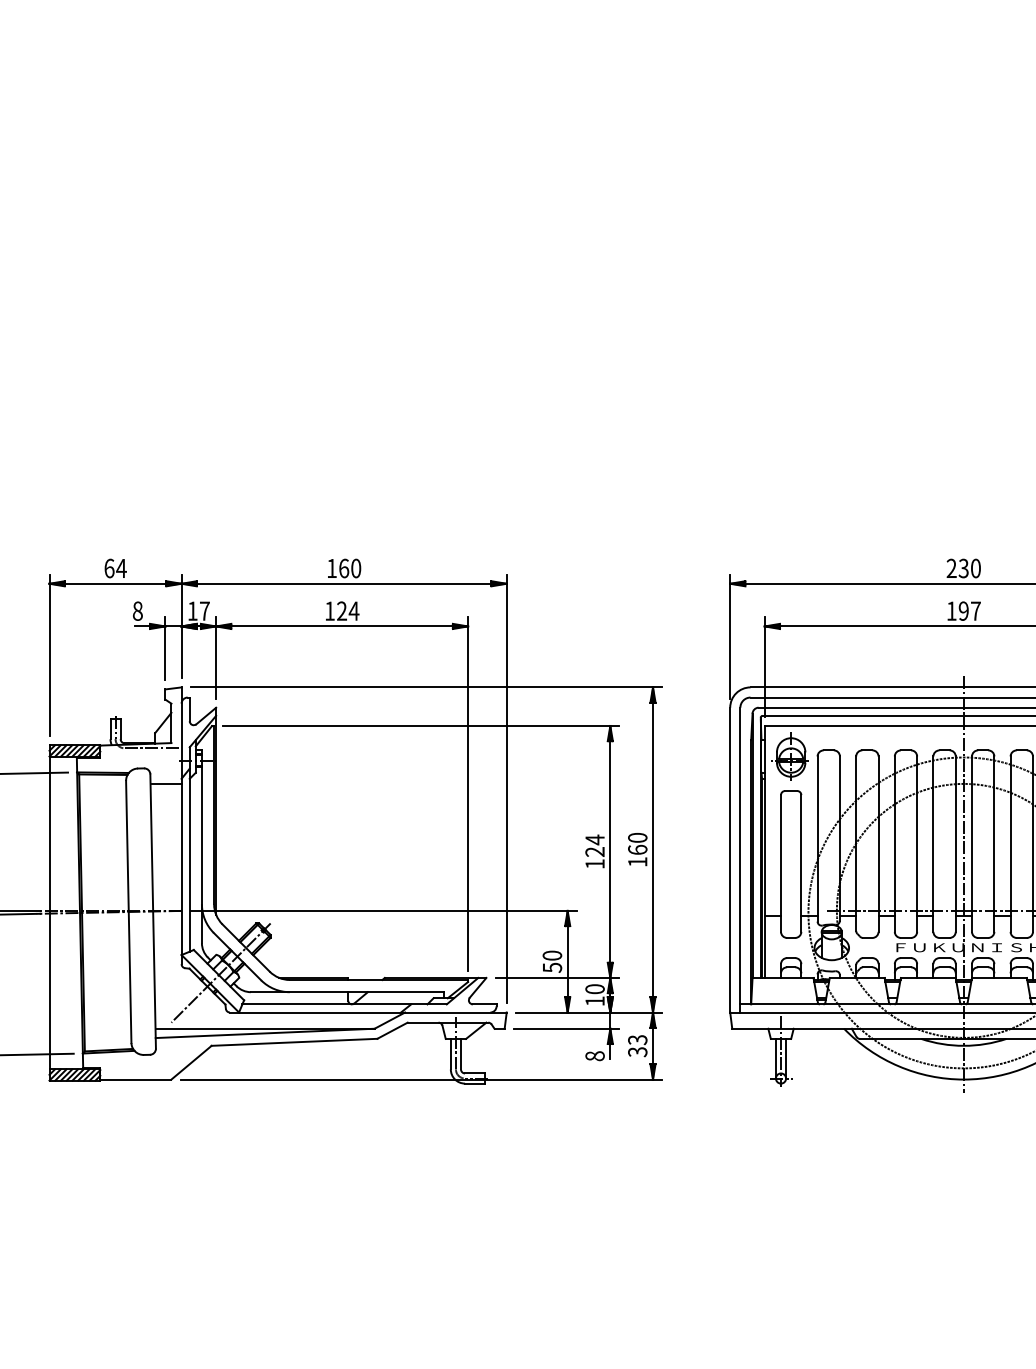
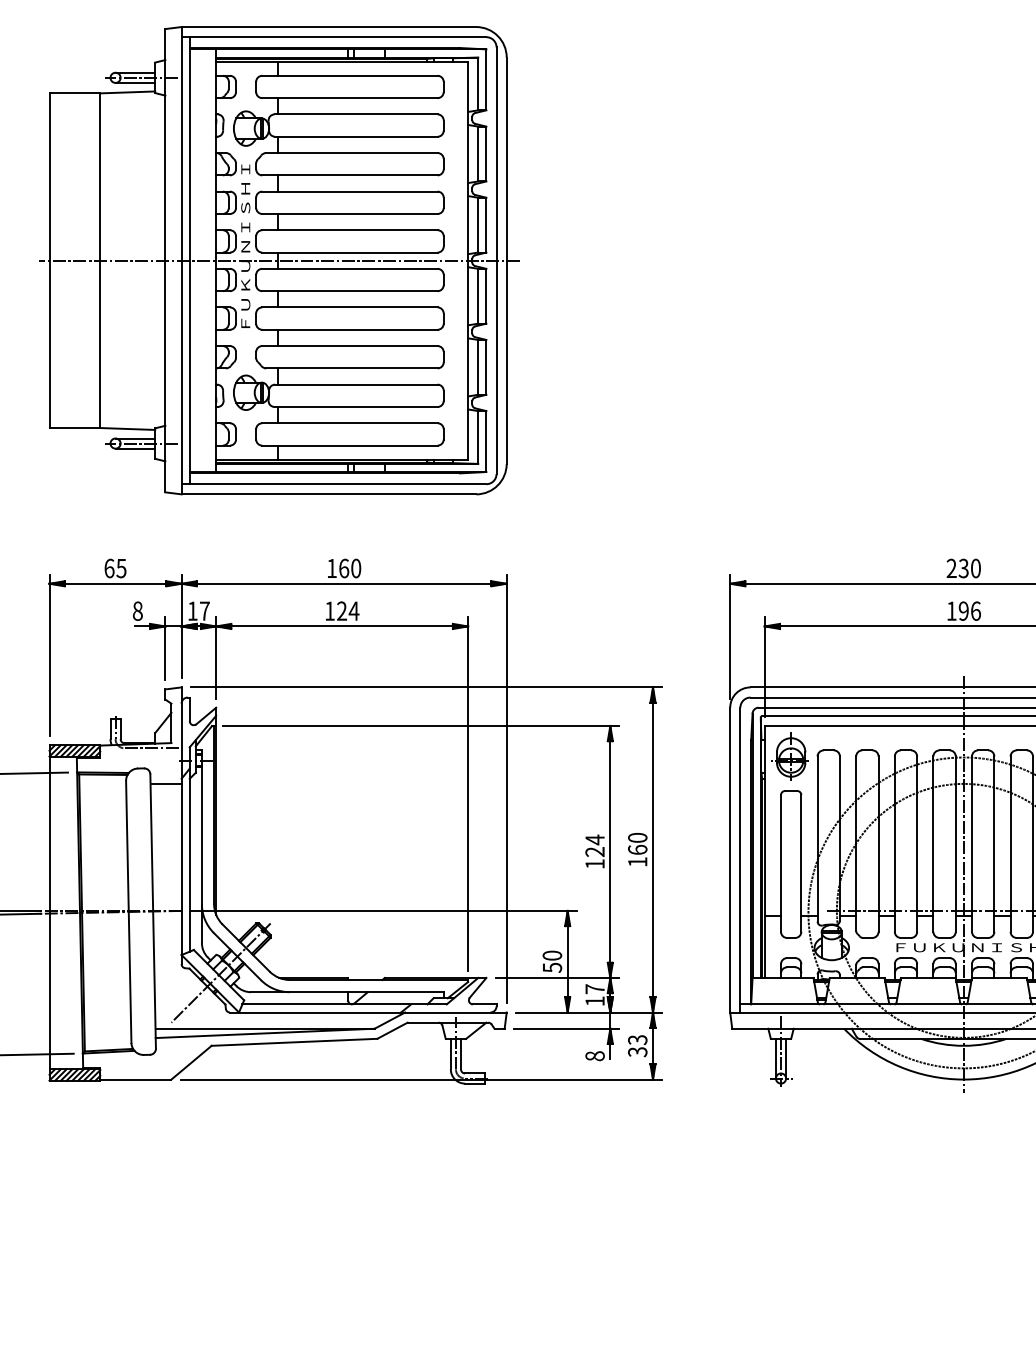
part: none -> present (279, 260)
text: 64 -> 65 (121, 568)
text: 197 -> 196 (975, 610)
text: 10 -> 17 (594, 989)
